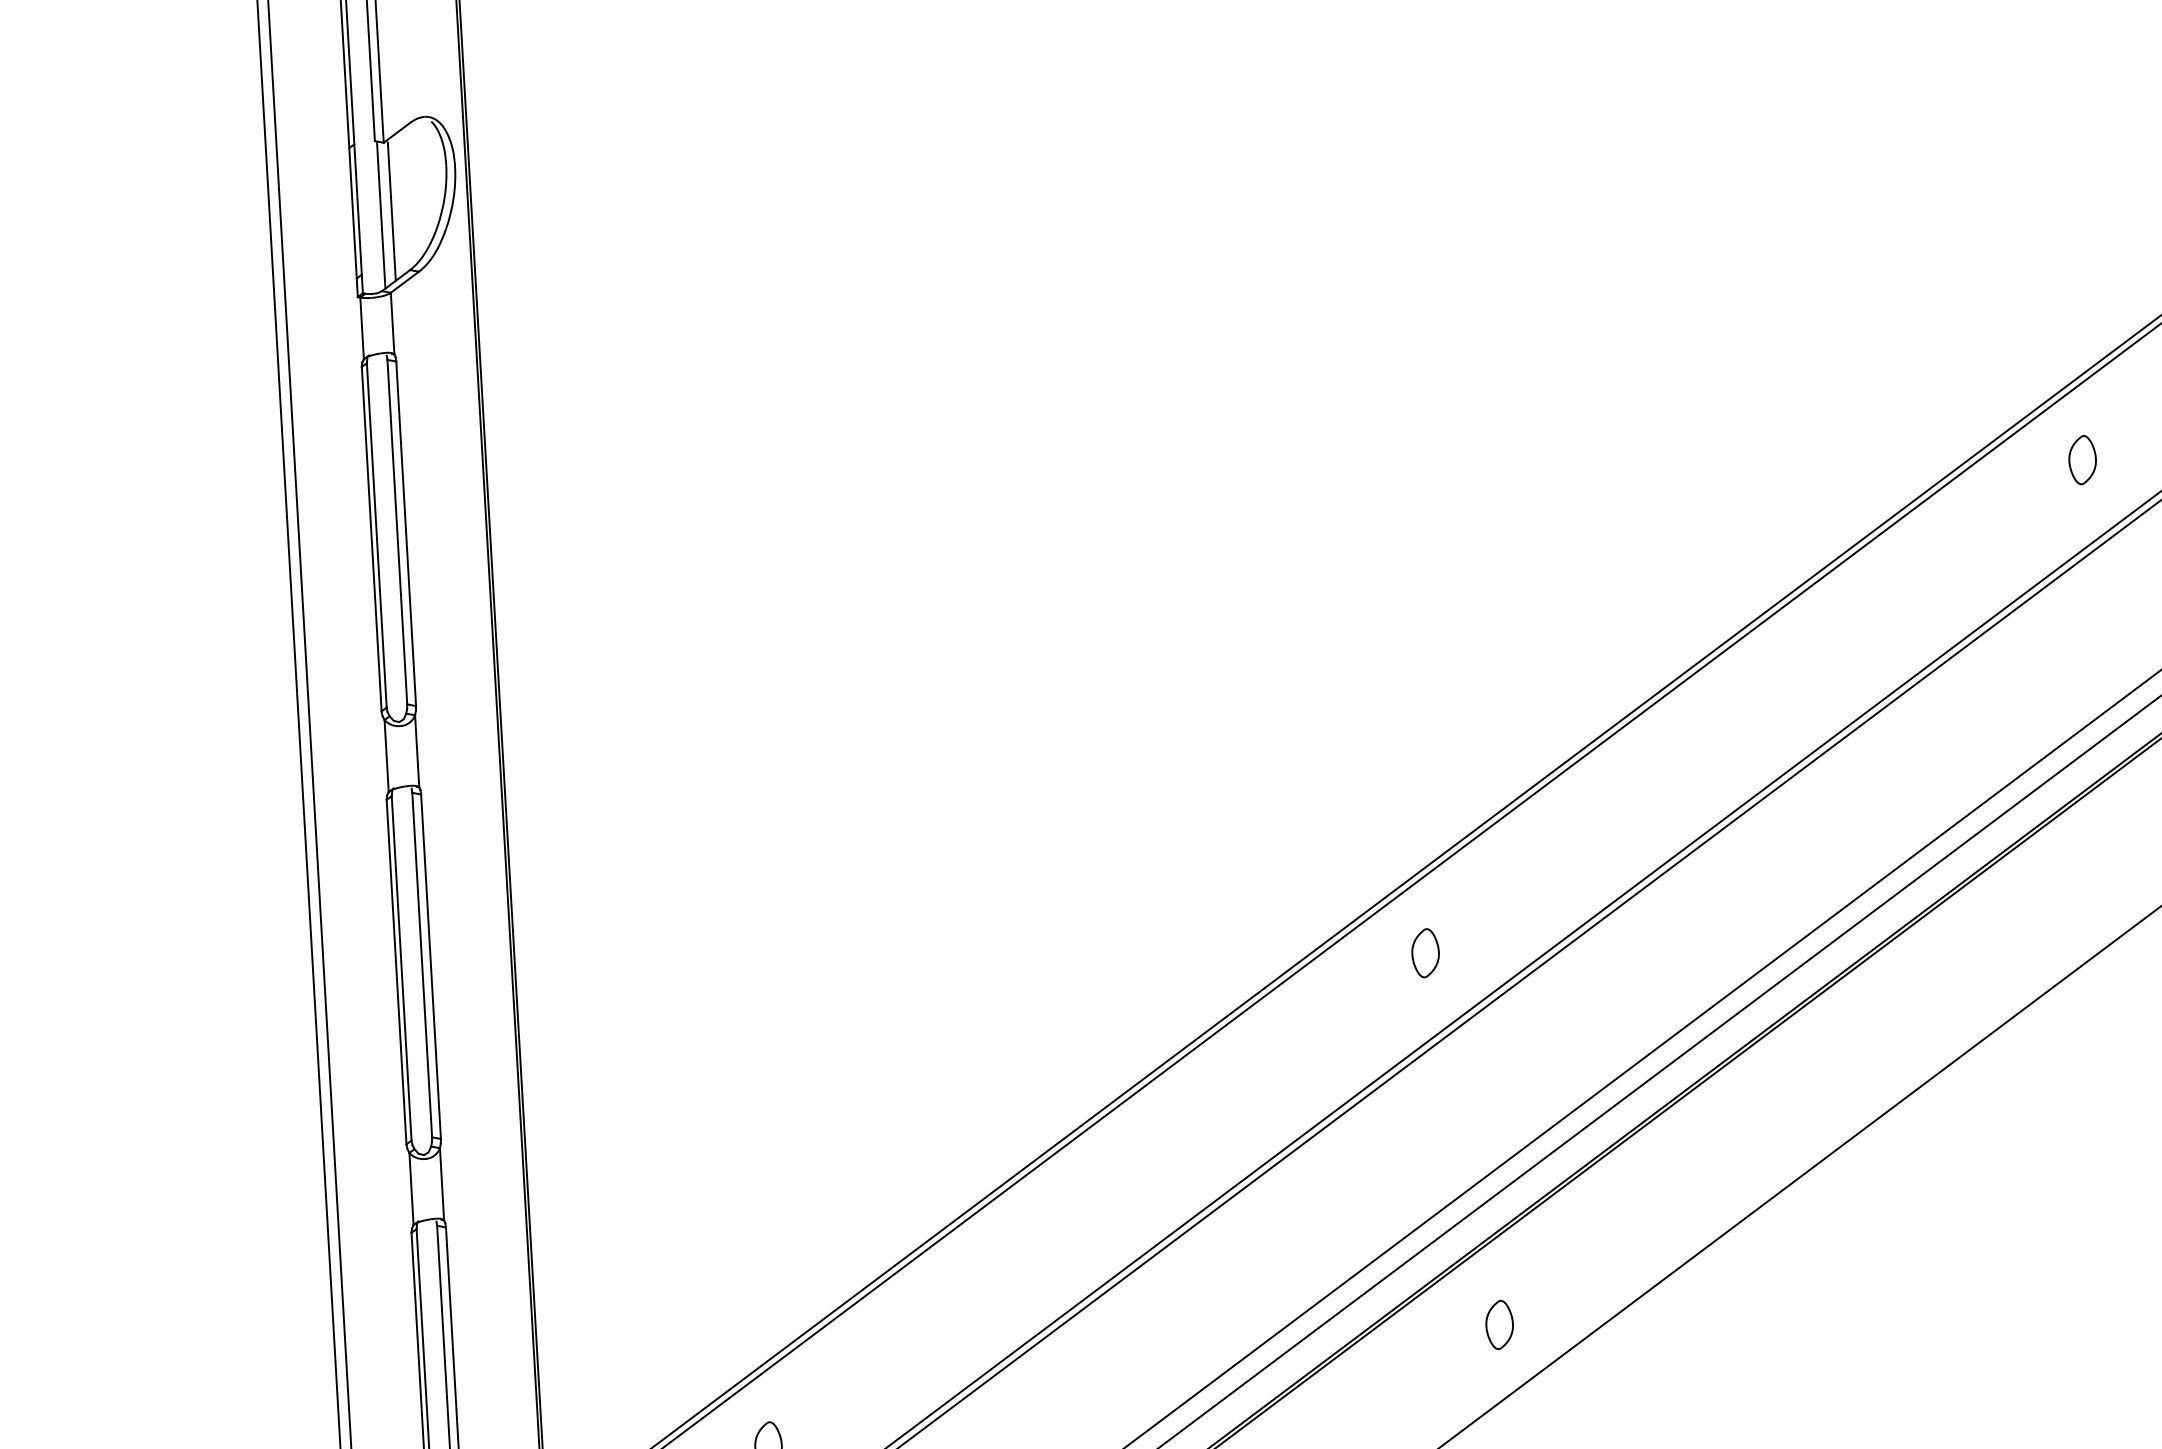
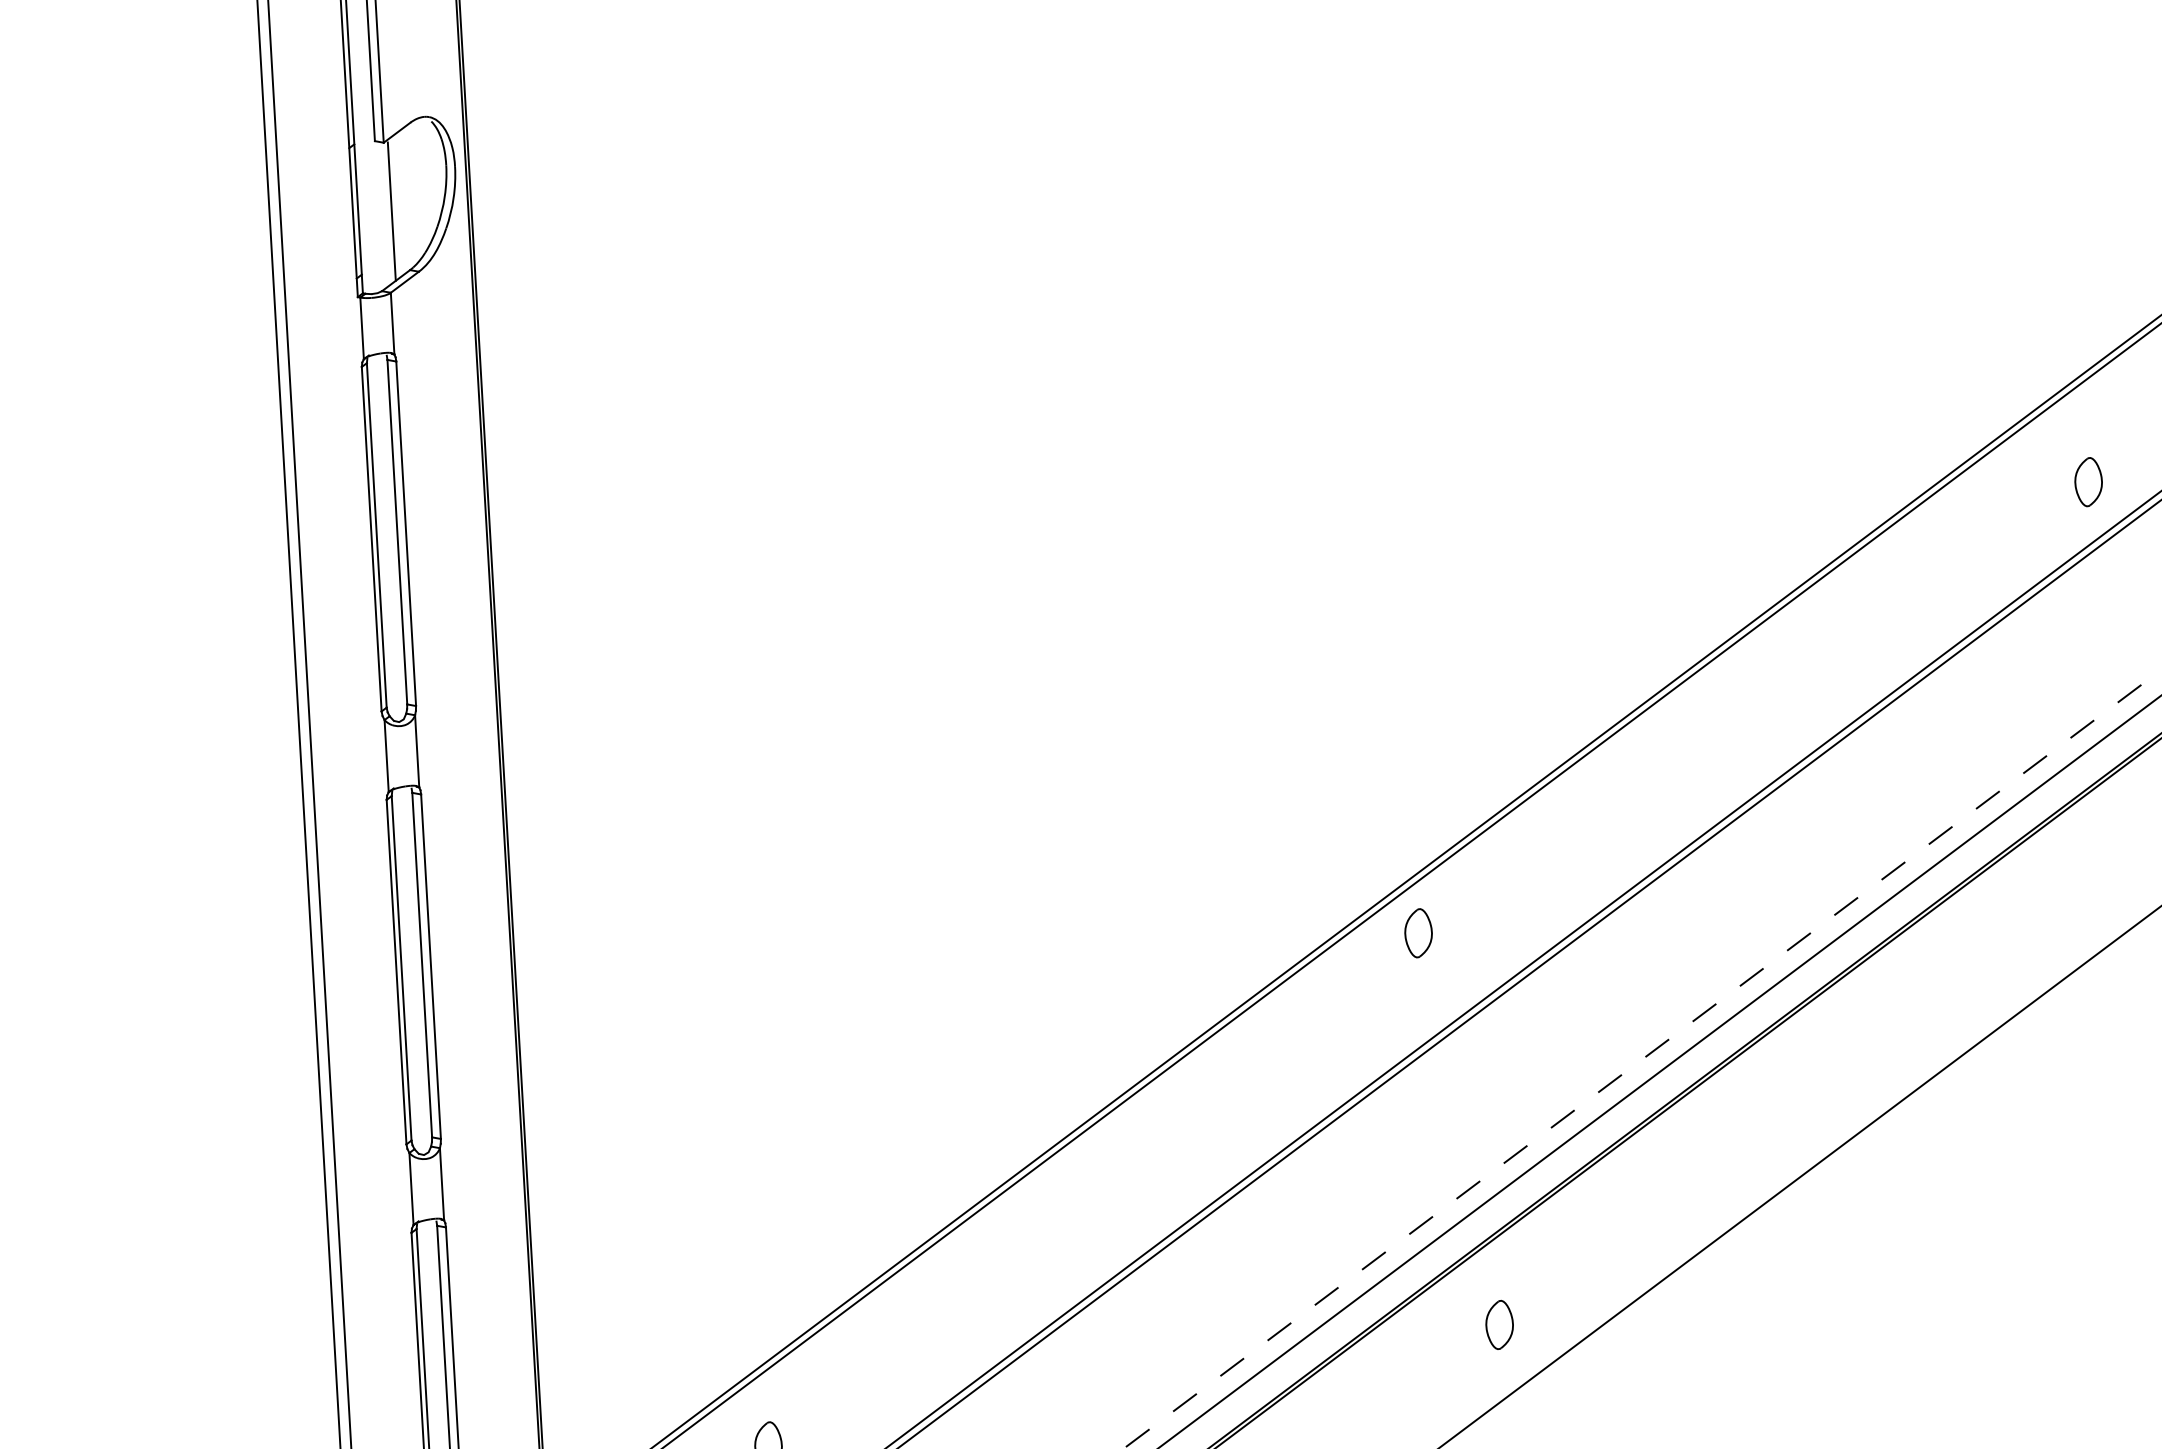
line: present -> none (381, 215)
part position: (2082, 460) -> (2088, 482) (2088, 482)
part position: (1425, 953) -> (1418, 933) (1418, 933)
line: solid -> dashed (1642, 1059)
